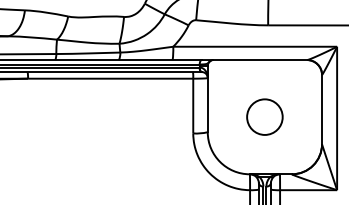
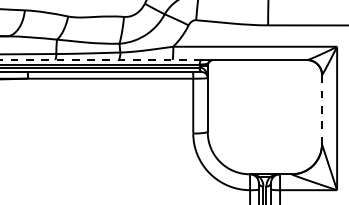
line: solid -> dashed (100, 60)
line: solid -> dashed (322, 109)
circle: present -> none (264, 116)
